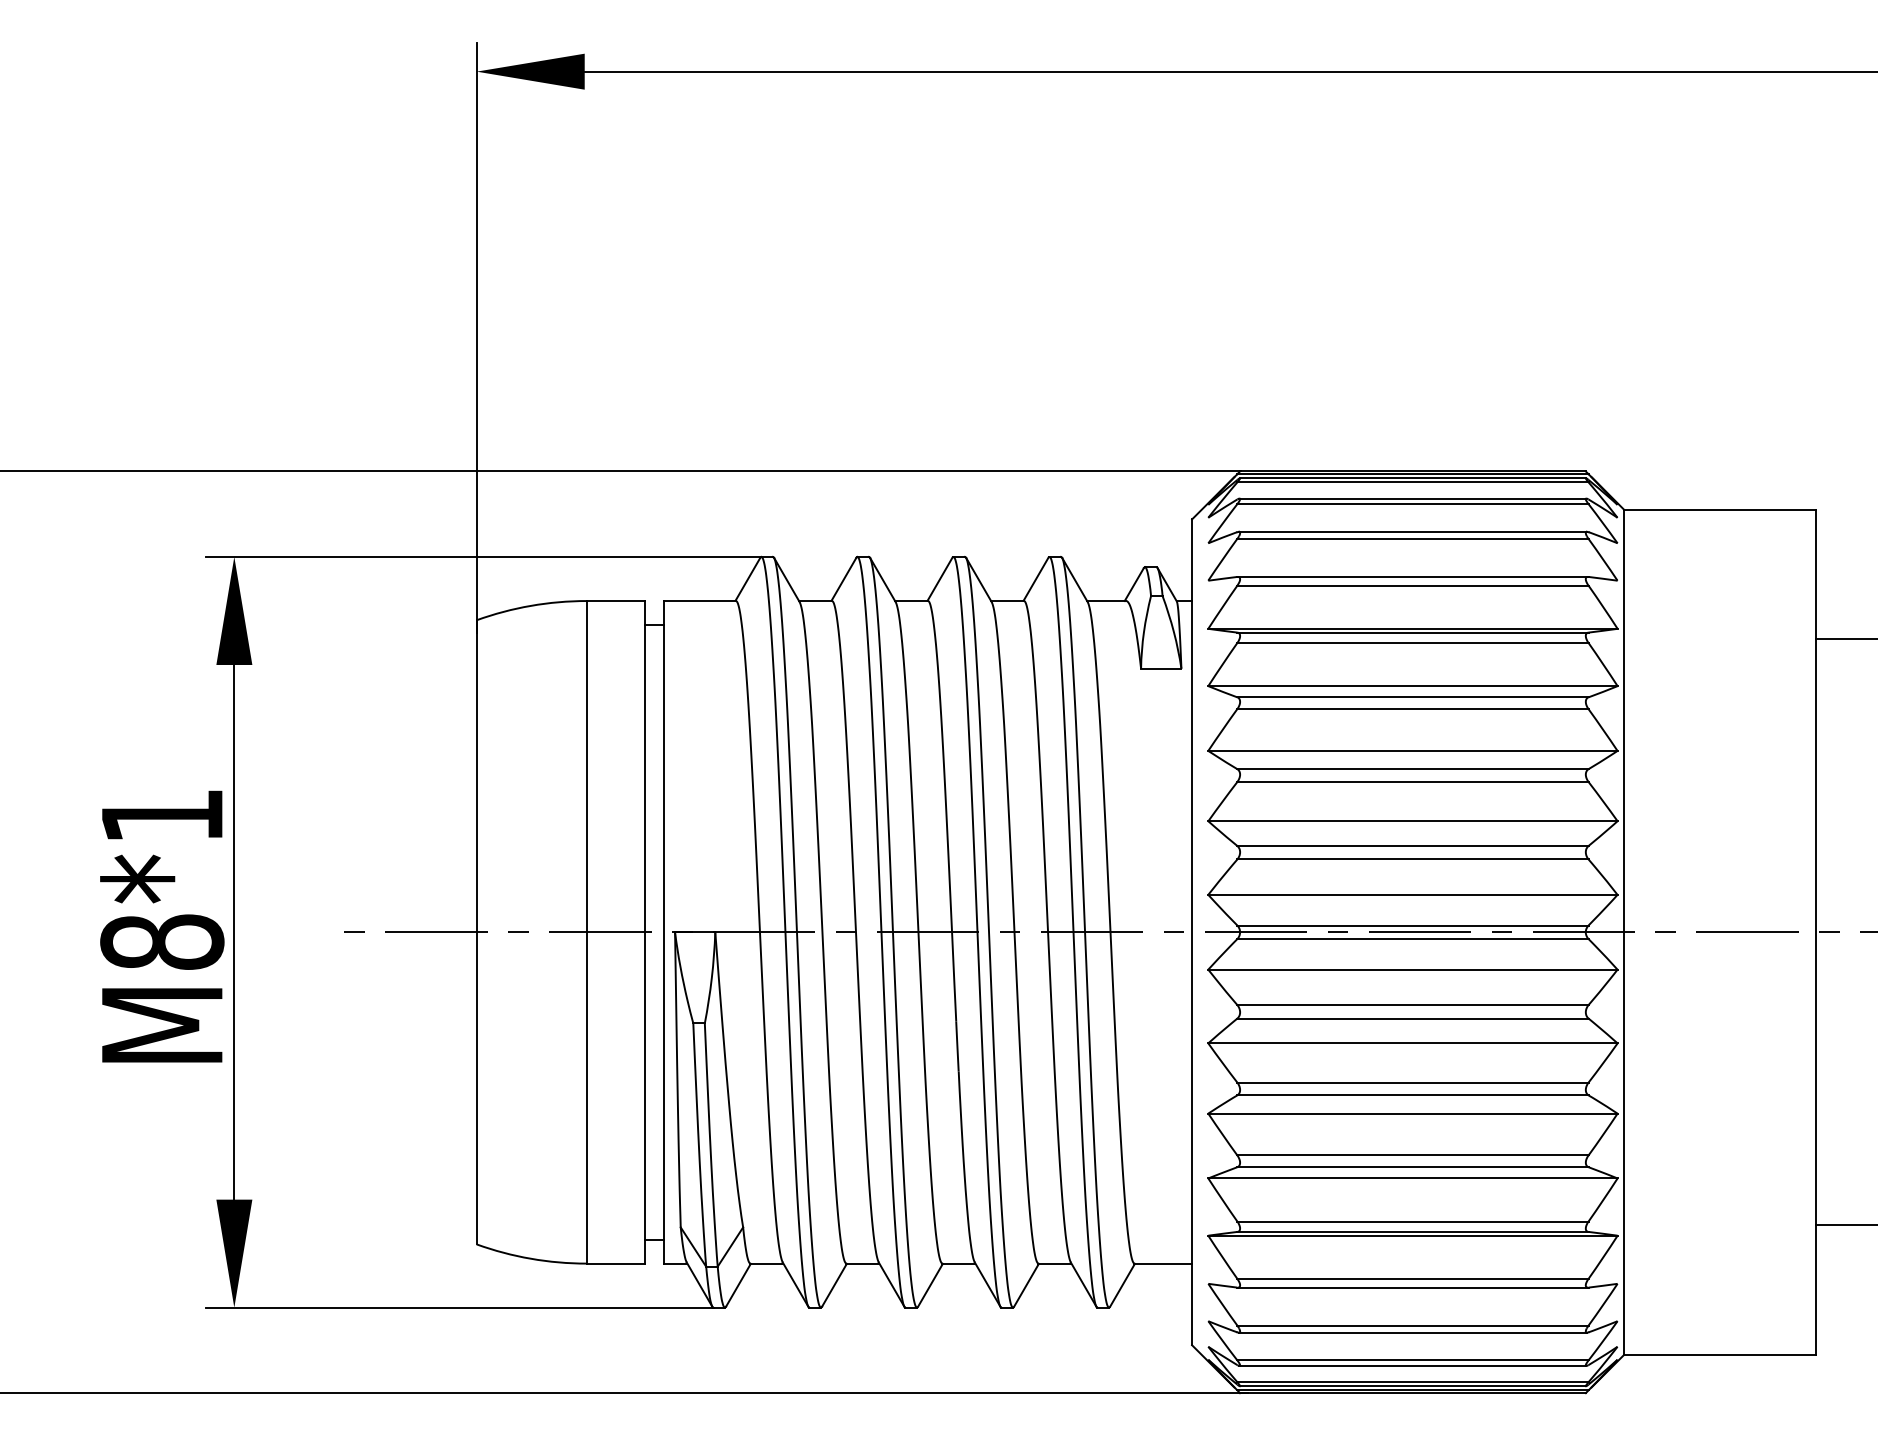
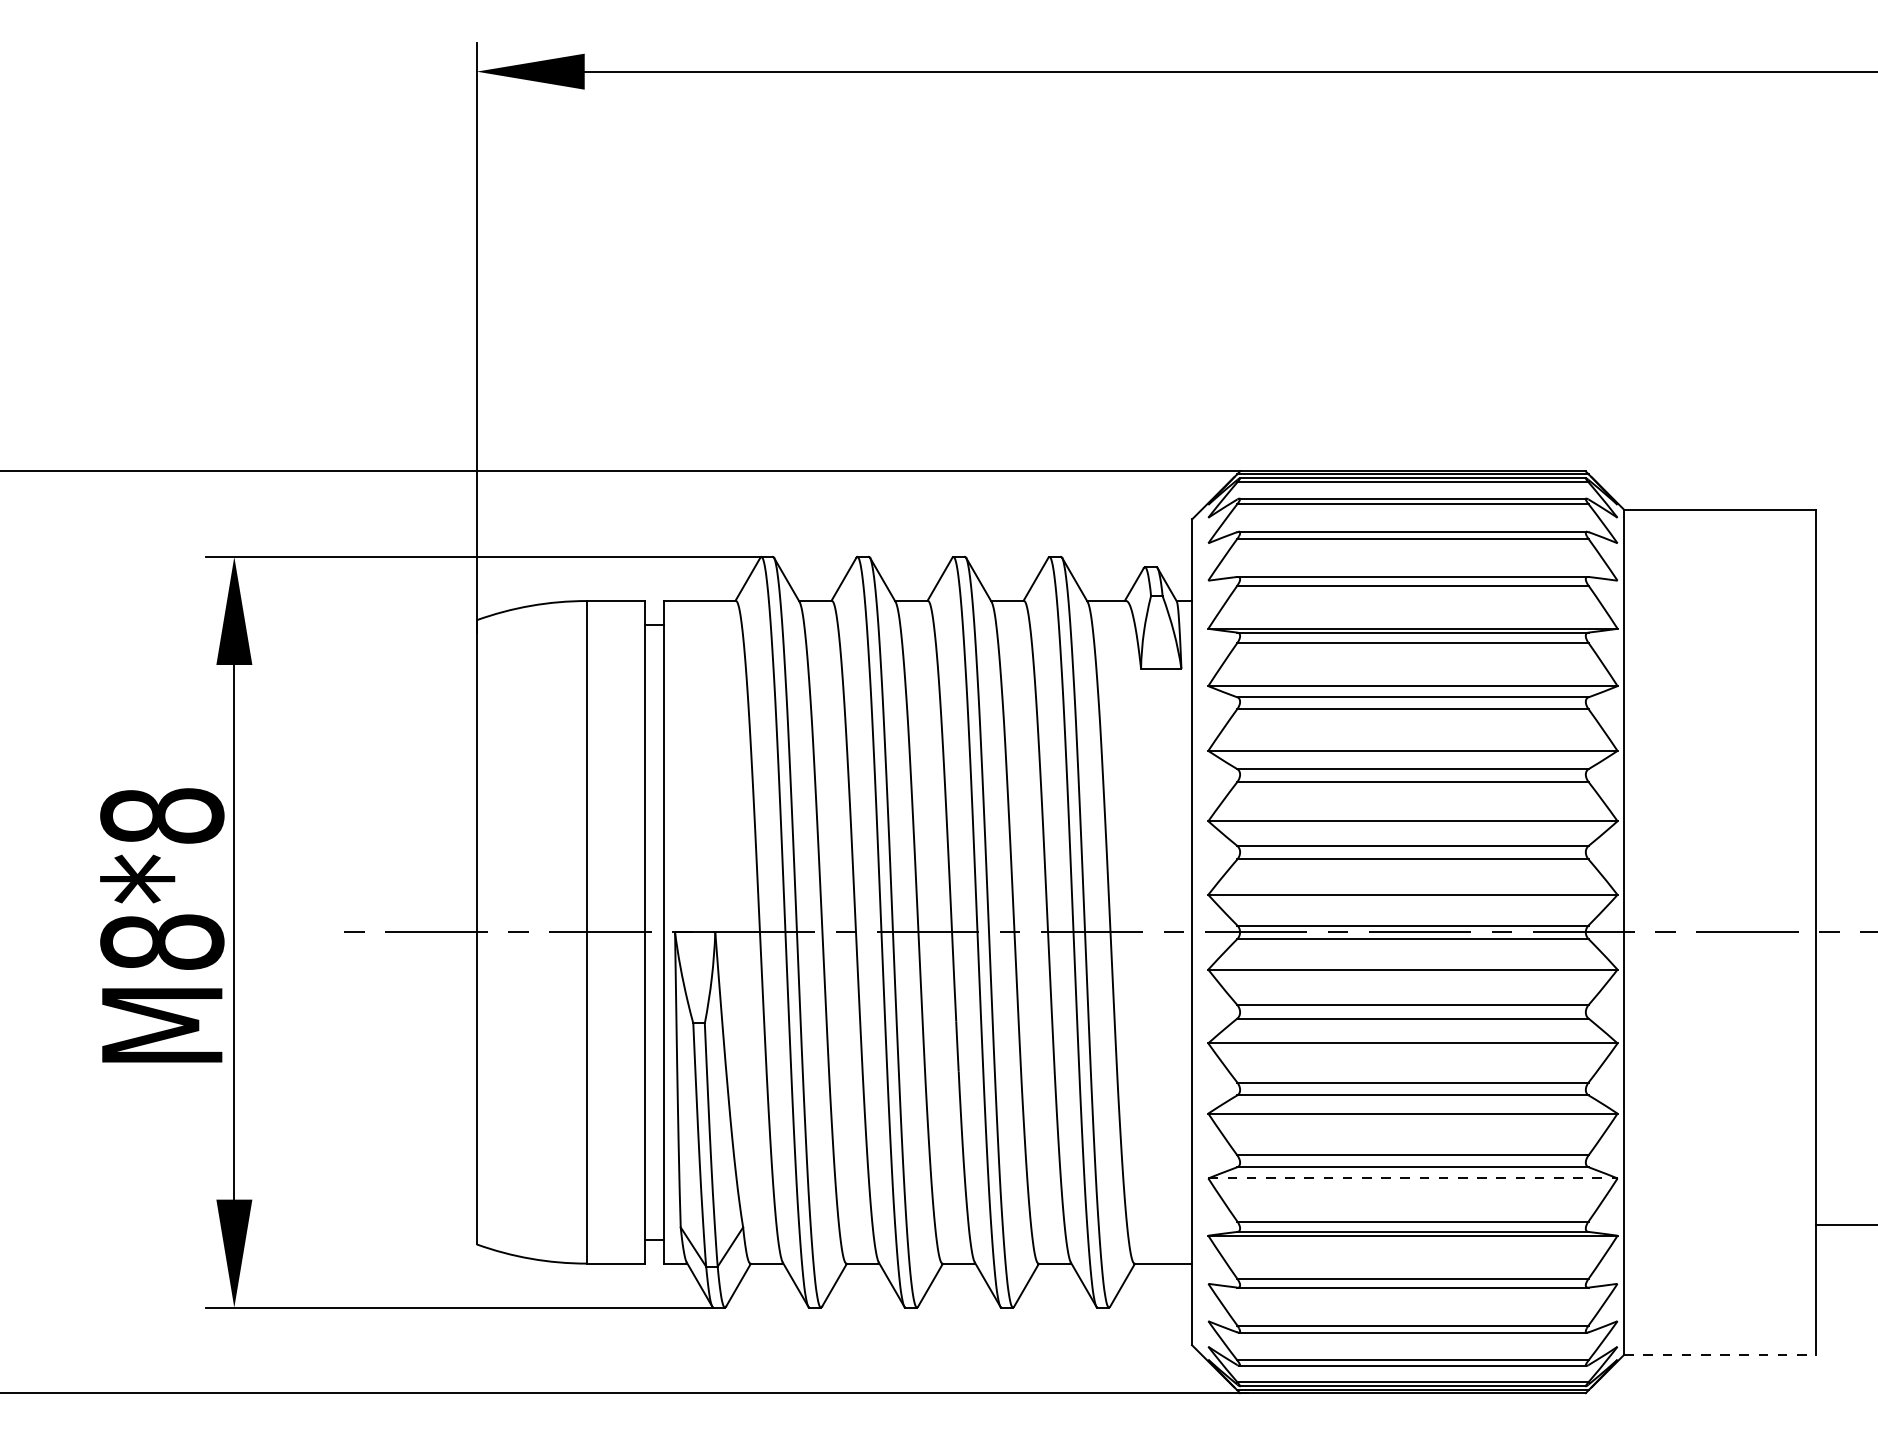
line: present -> none (1845, 639)
text: M8*1 -> M8*8 (162, 815)
line: solid -> dashed (1412, 1178)
line: solid -> dashed (1720, 1354)
